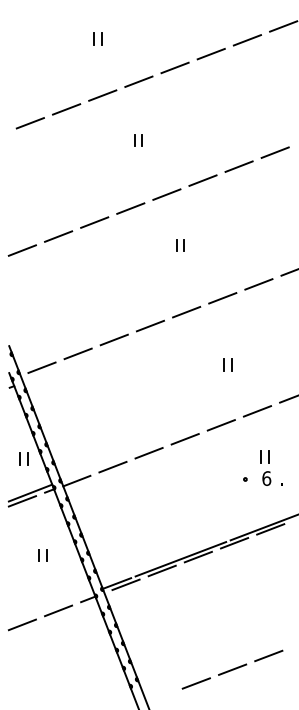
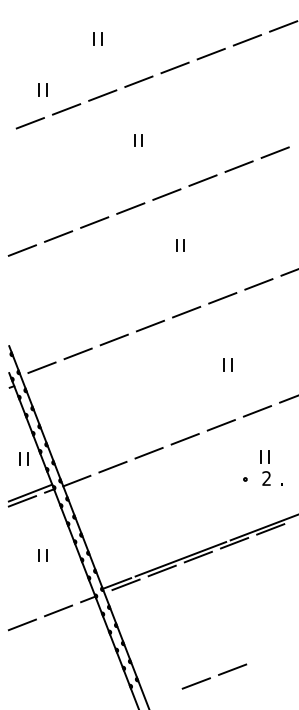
part: none -> present (42, 89)
text: 6 -> 2 (266, 478)
line: present -> none (268, 655)
